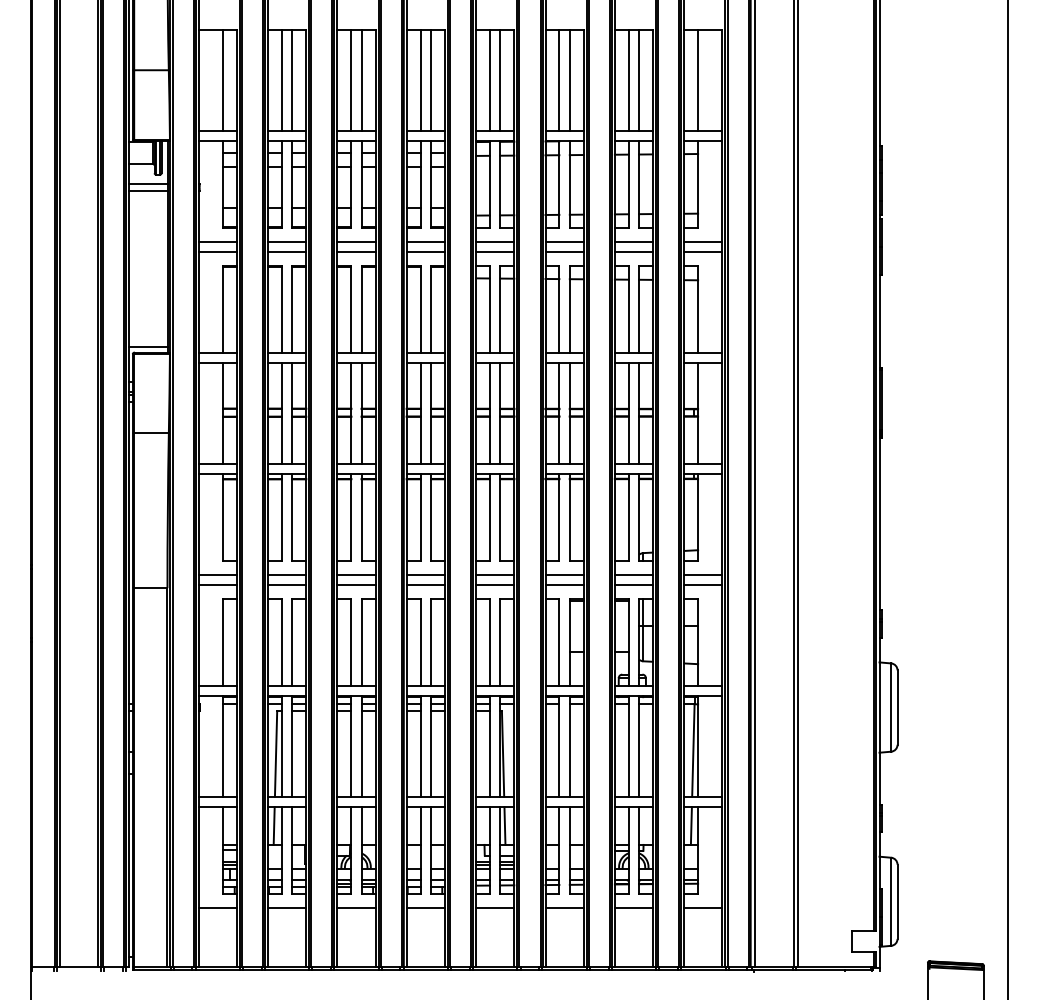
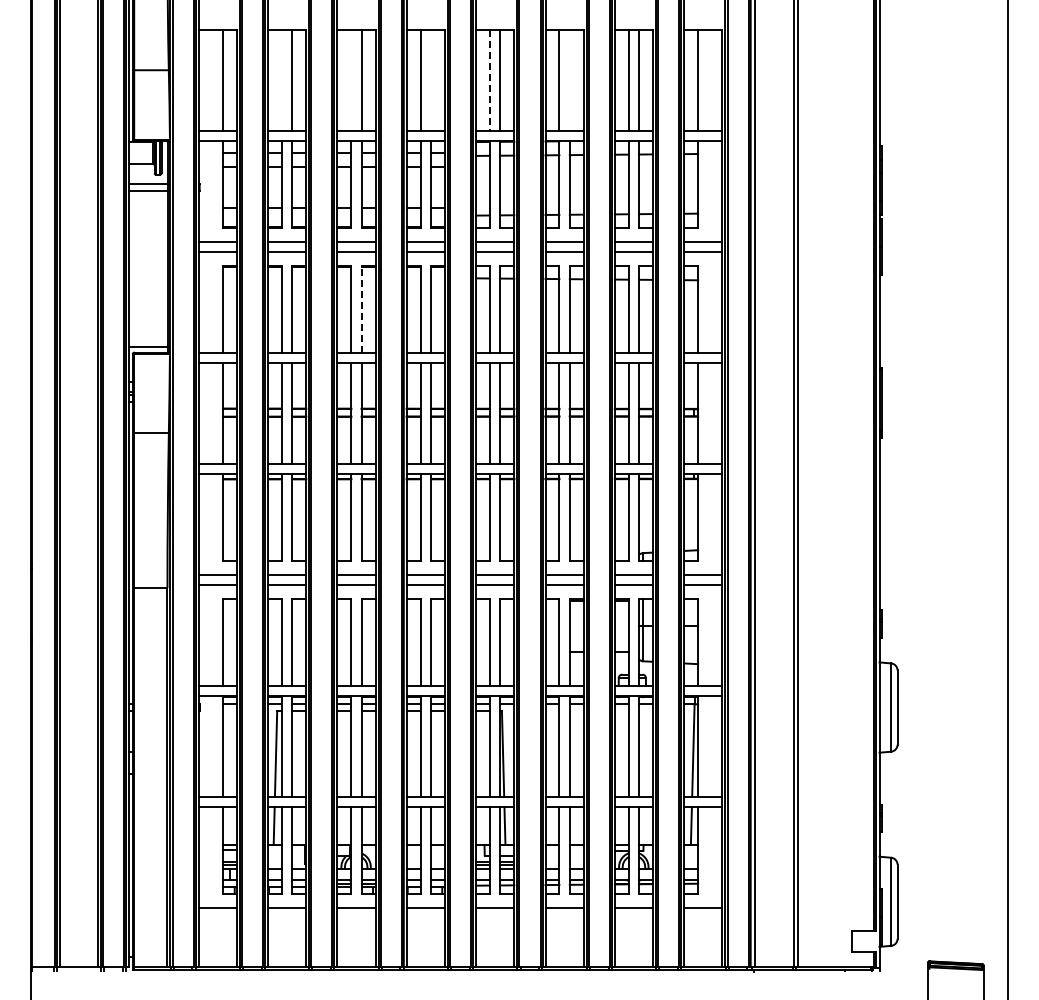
line: present -> none (281, 80)
line: present -> none (351, 80)
line: present -> none (431, 80)
line: present -> none (569, 80)
line: solid -> dashed (490, 81)
line: solid -> dashed (361, 308)
